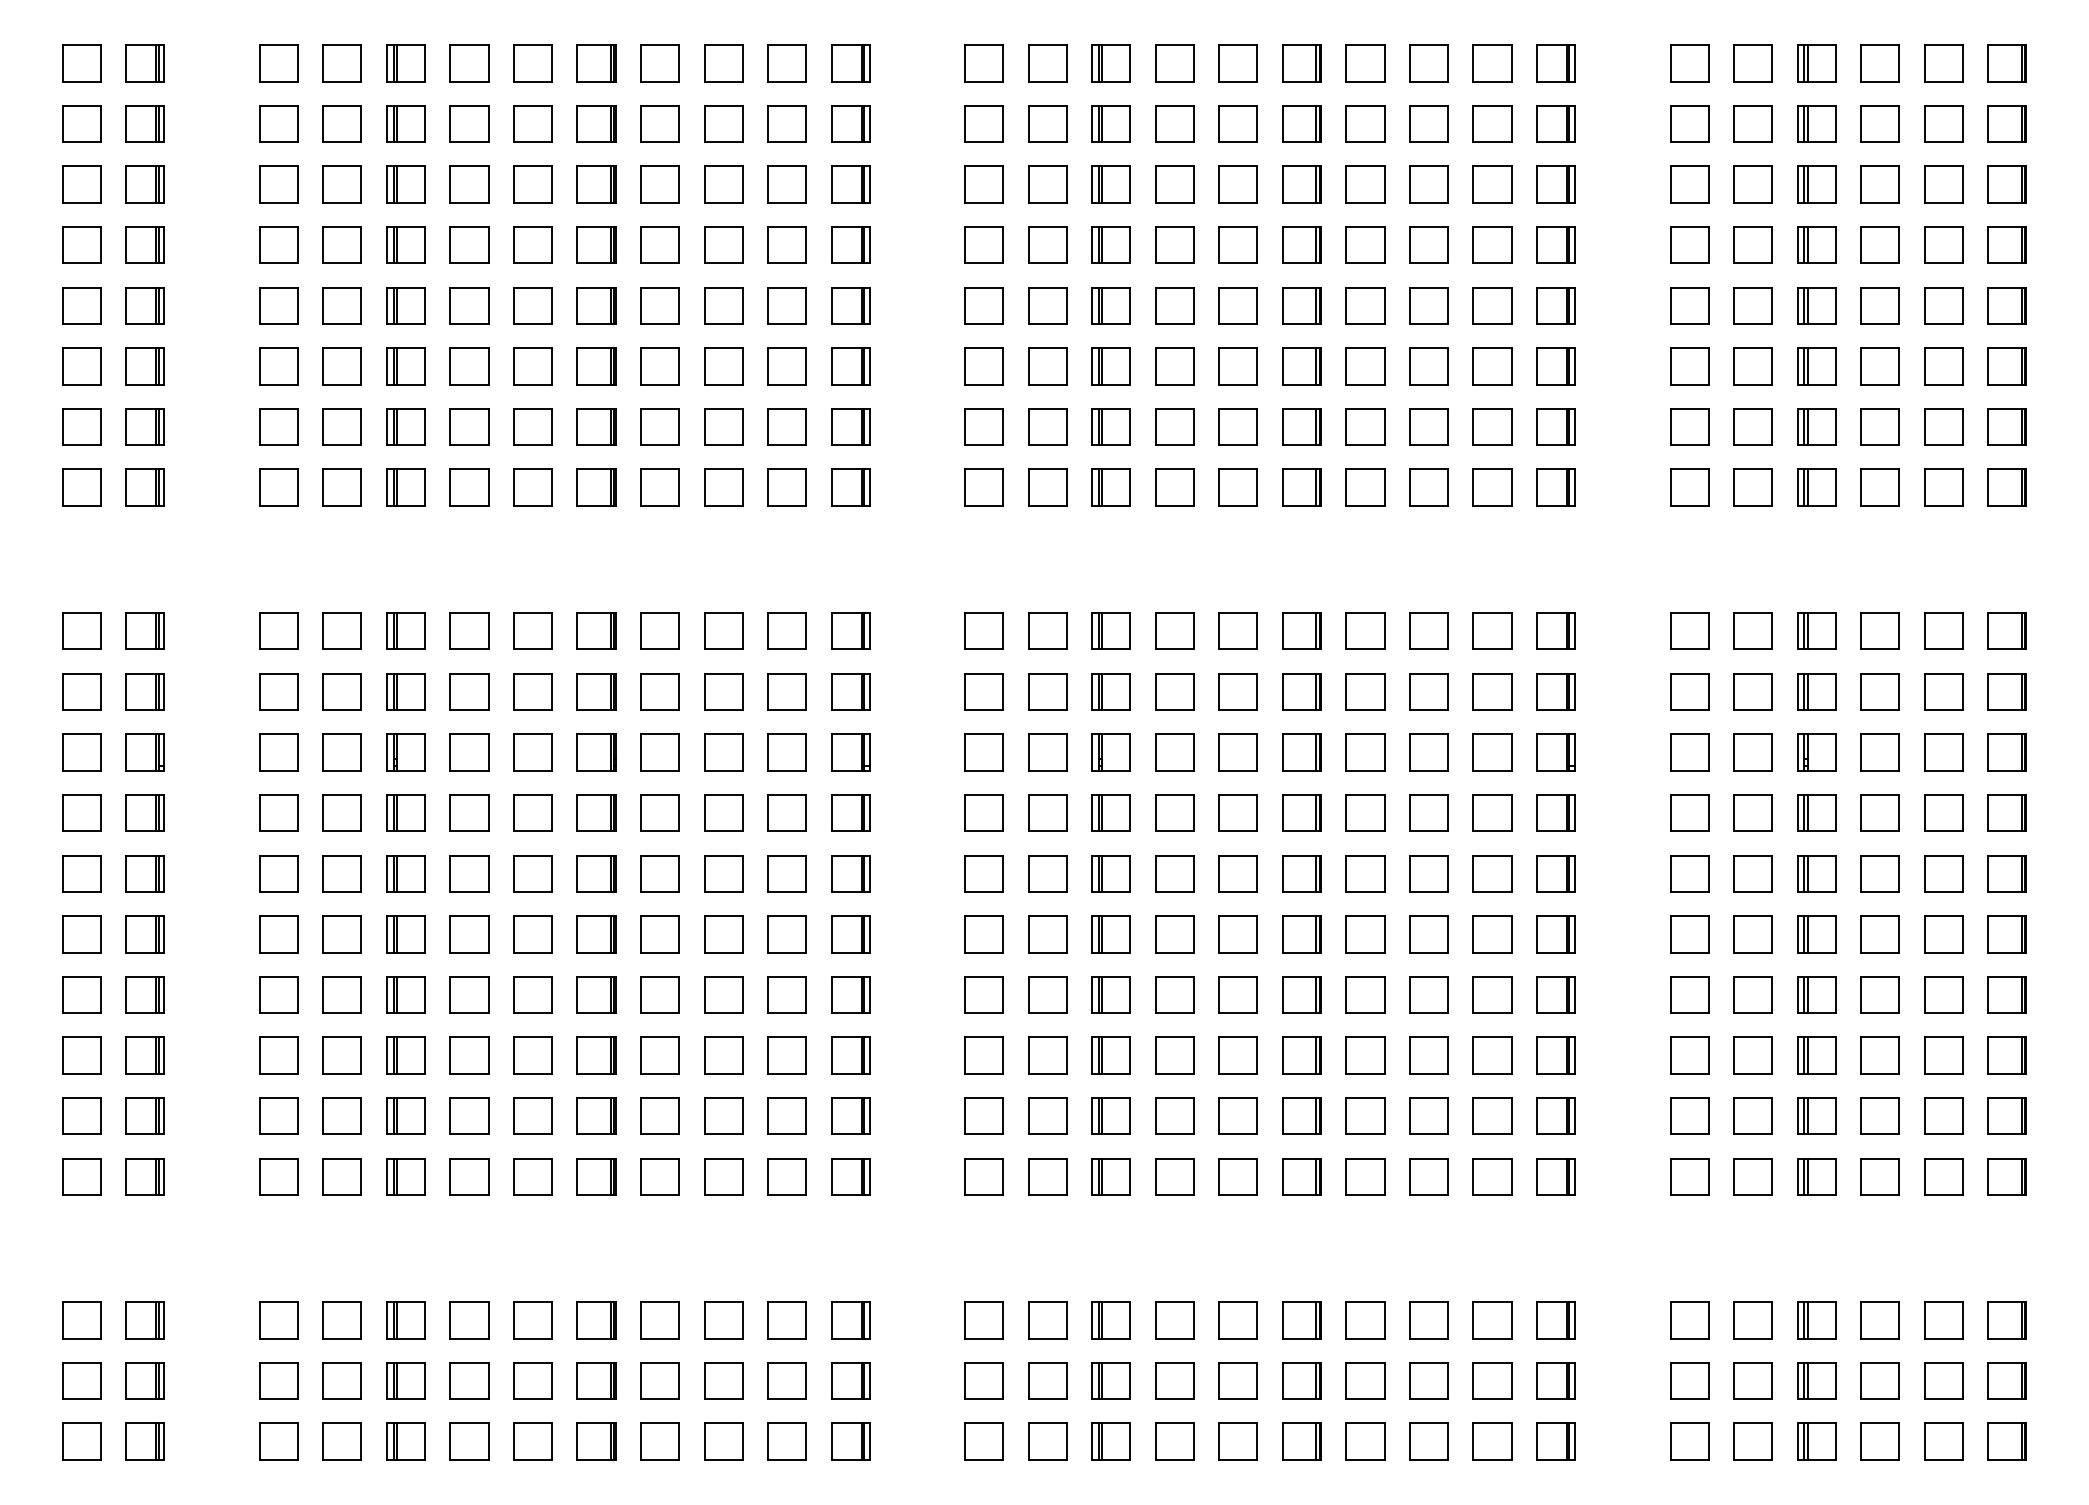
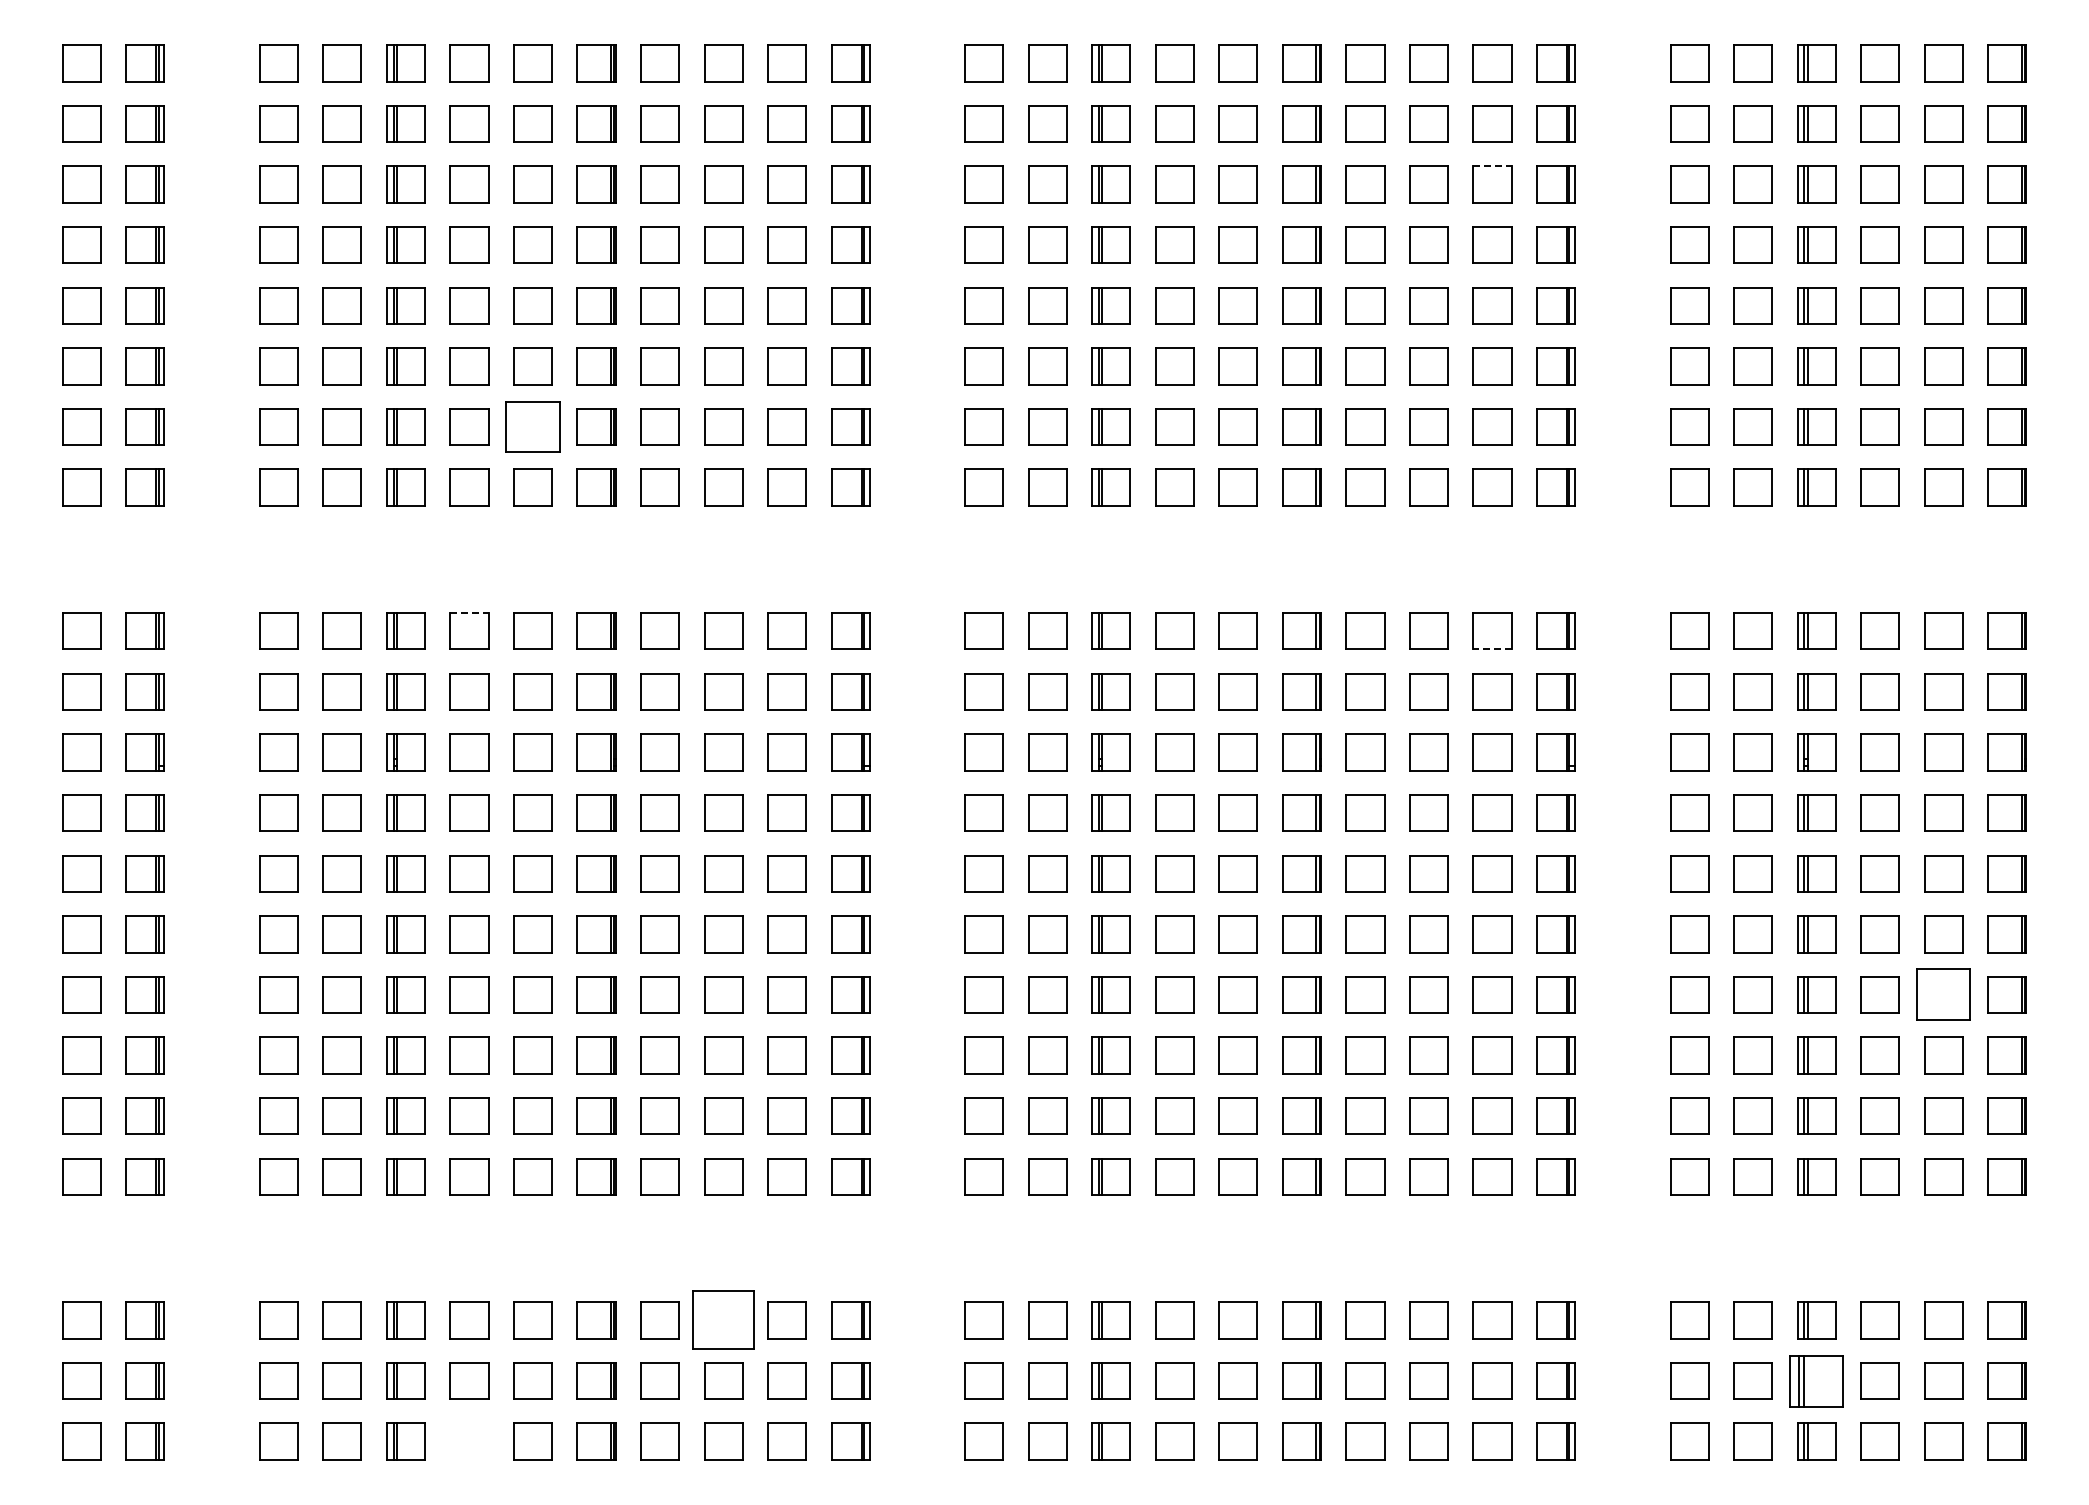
line: solid -> dashed (1492, 166)
part size: 40x38 px -> 56x52 px (532, 426)
line: solid -> dashed (469, 613)
line: solid -> dashed (1492, 649)
part size: 40x38 px -> 55x53 px (1943, 994)
part size: 40x39 px -> 63x60 px (723, 1319)
part size: 40x38 px -> 55x53 px (1816, 1381)
part: present -> none (469, 1441)
